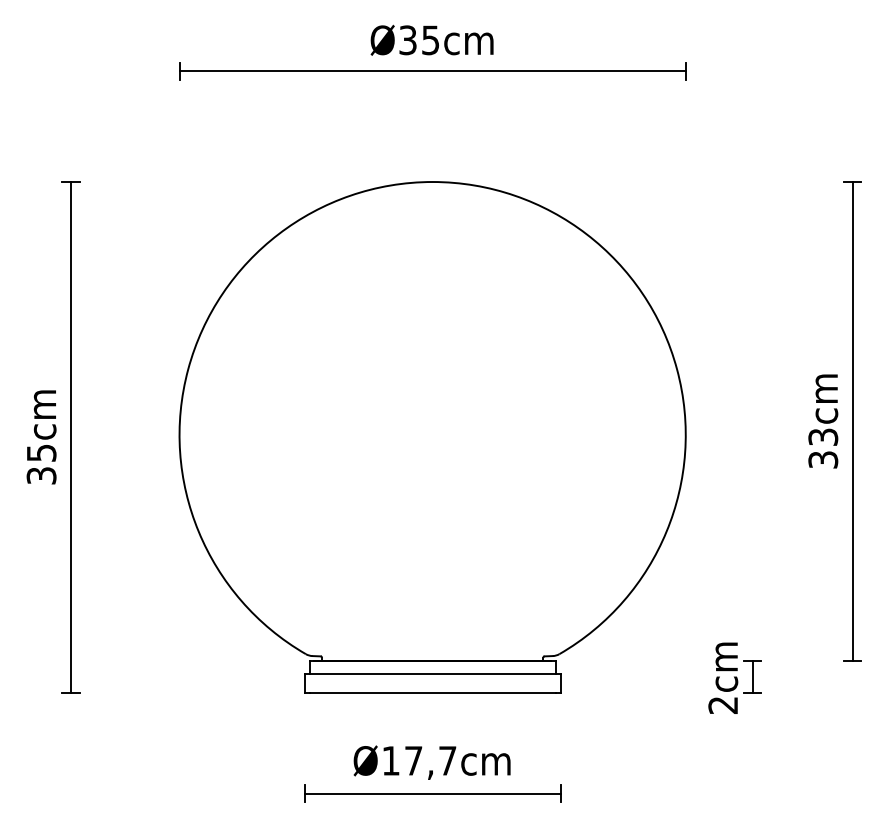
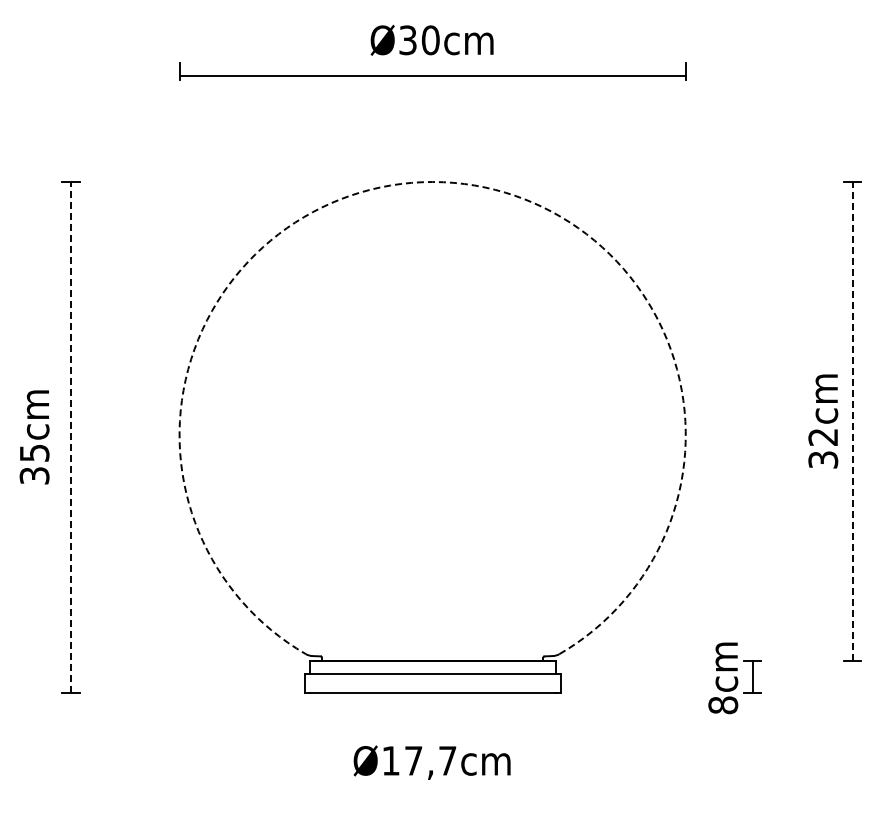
text: Ø35cm -> Ø30cm (430, 40)
line position: (432, 71) -> (432, 76) (432, 76)
arc: solid -> dashed (432, 182)
line: solid -> dashed (852, 420)
line: solid -> dashed (71, 436)
text: 33cm -> 32cm (823, 436)
text position: (41, 437) -> (34, 437) (34, 437)
text: 2cm -> 8cm (723, 705)
part: present -> none (432, 793)
